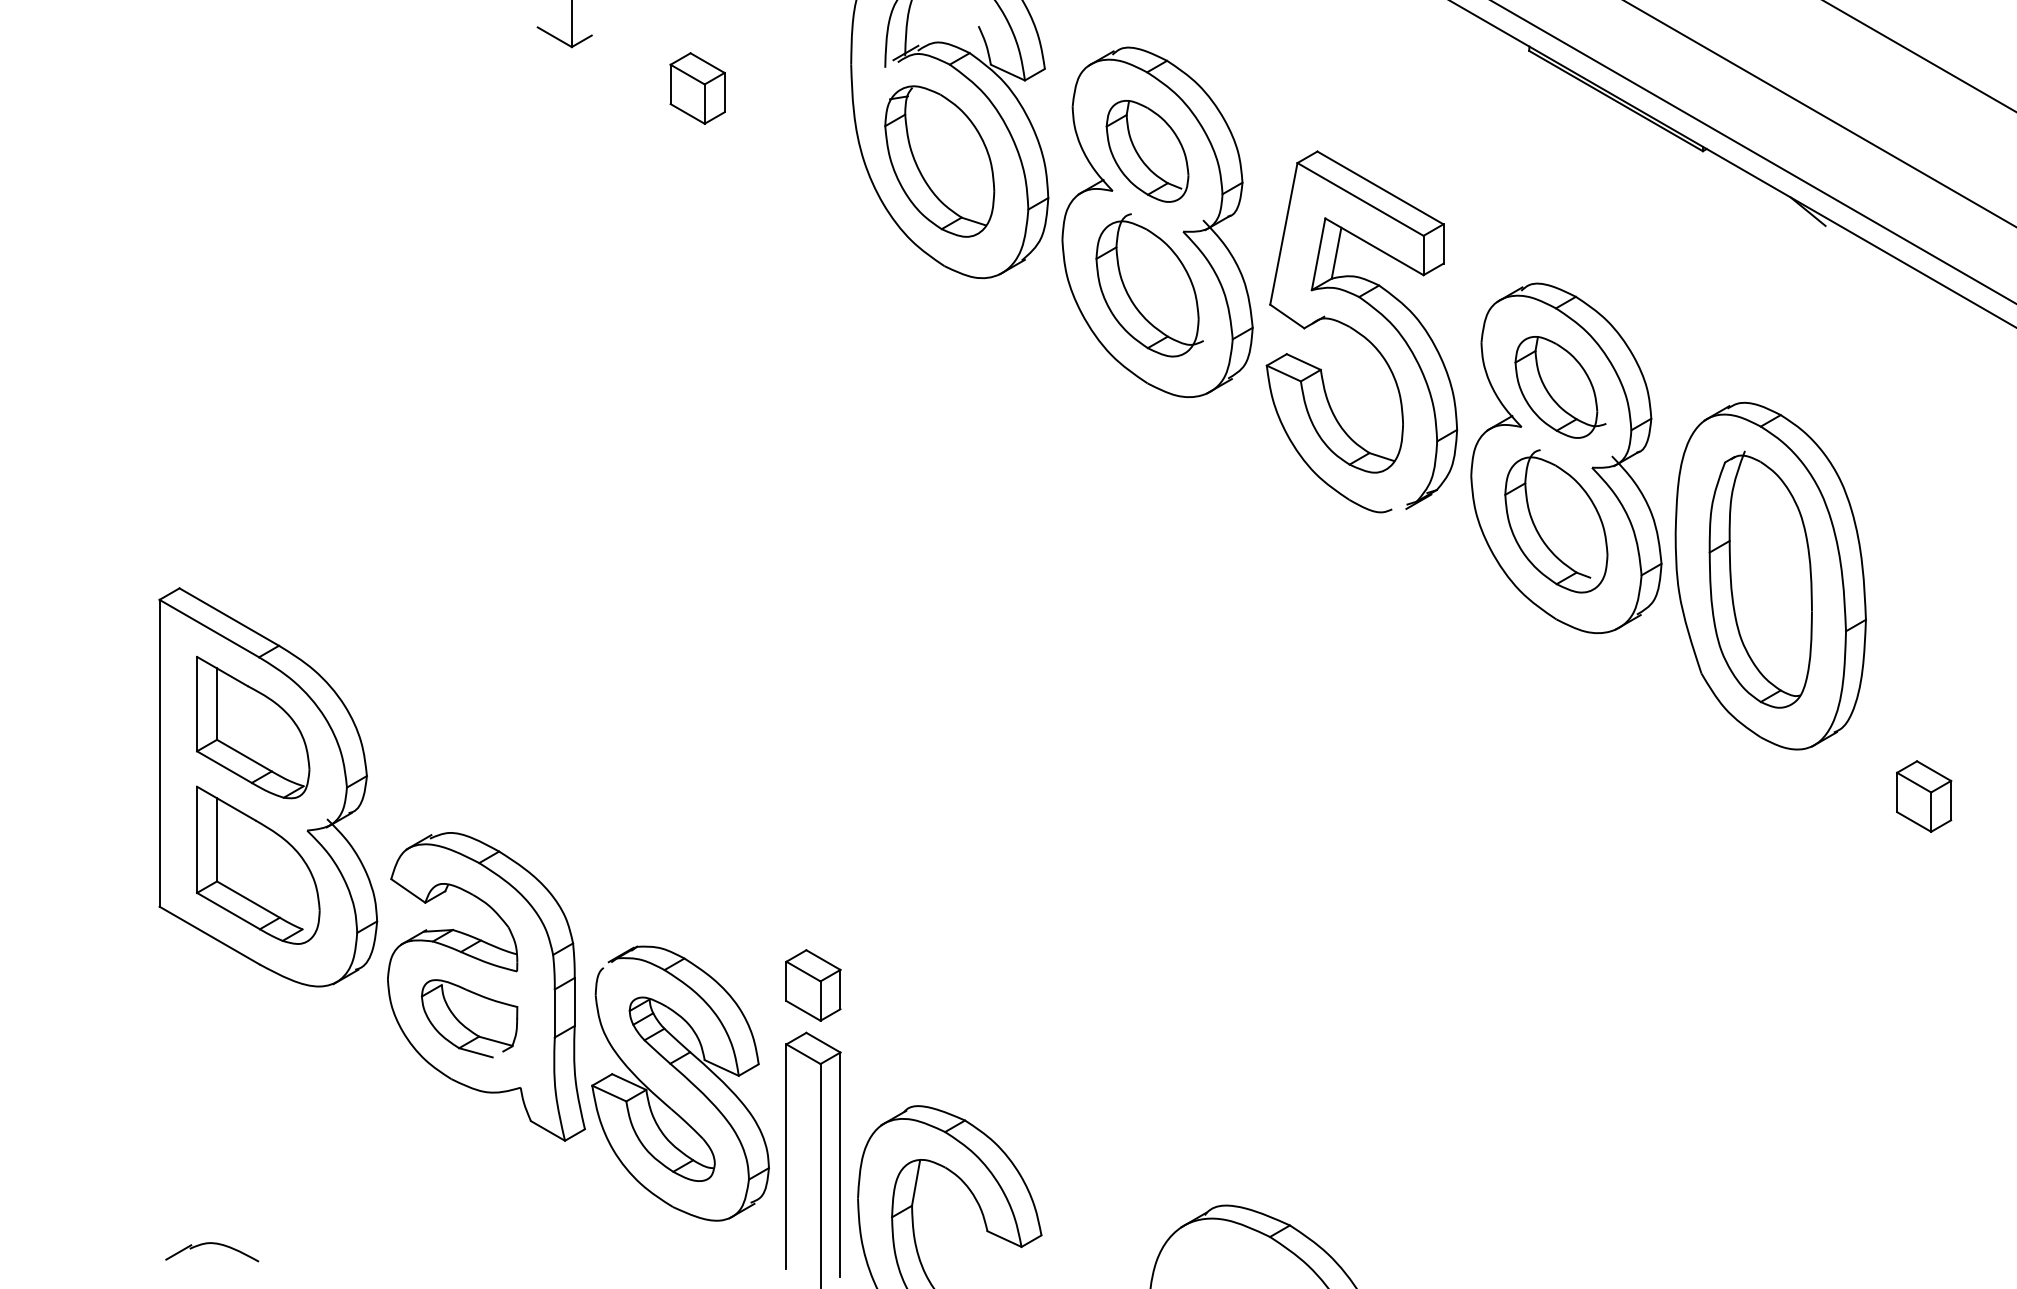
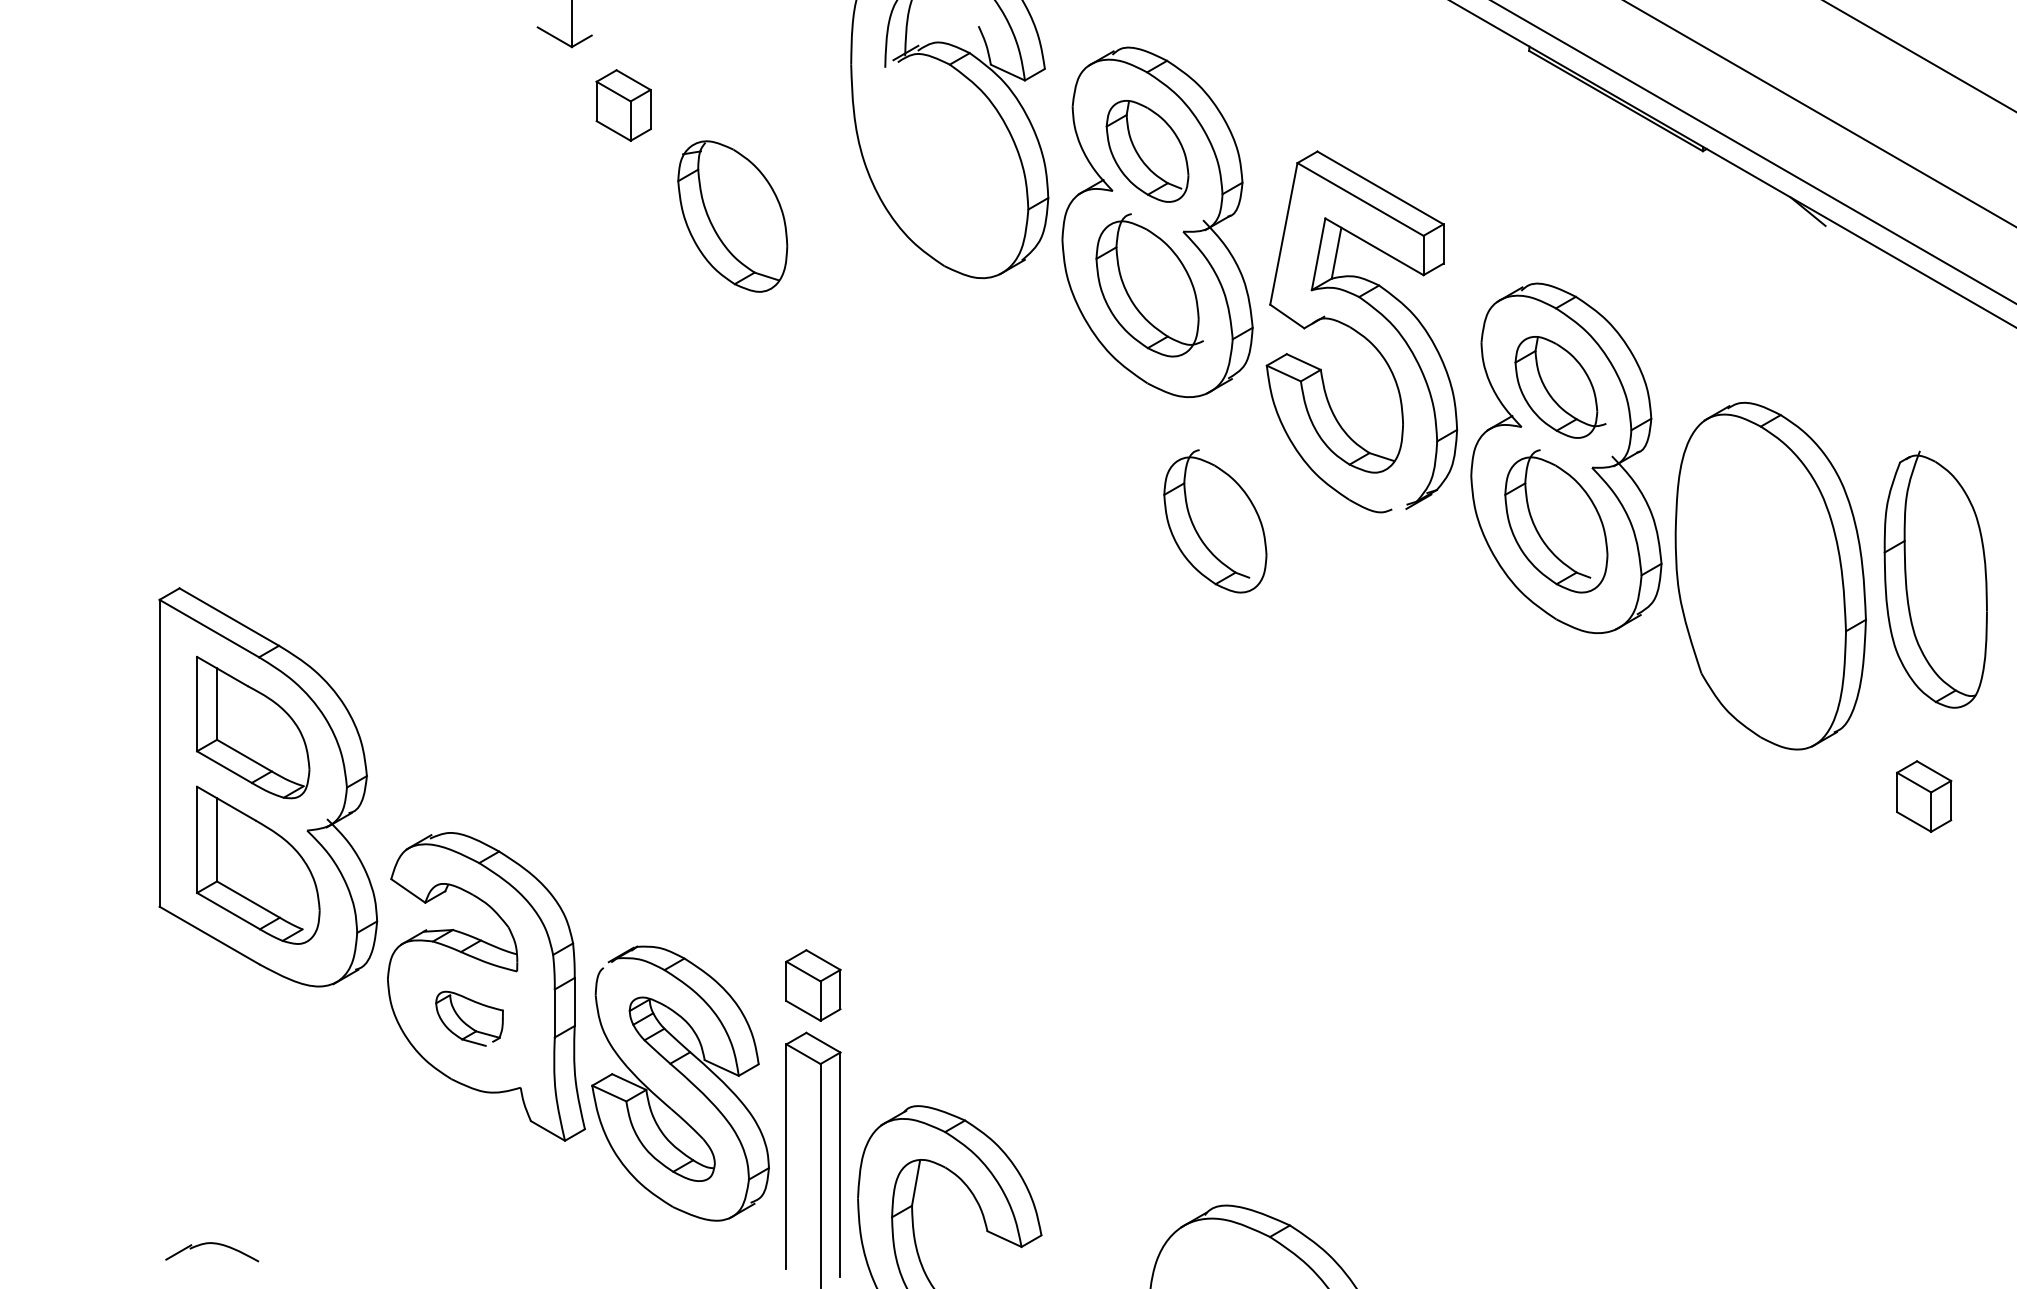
part position: (697, 88) -> (623, 105) (623, 105)
part position: (939, 161) -> (732, 216) (732, 216)
part: none -> present (1215, 521)
part position: (1760, 579) -> (1935, 579) (1935, 579)
part size: 99x80 px -> 69x57 px (469, 1018)
